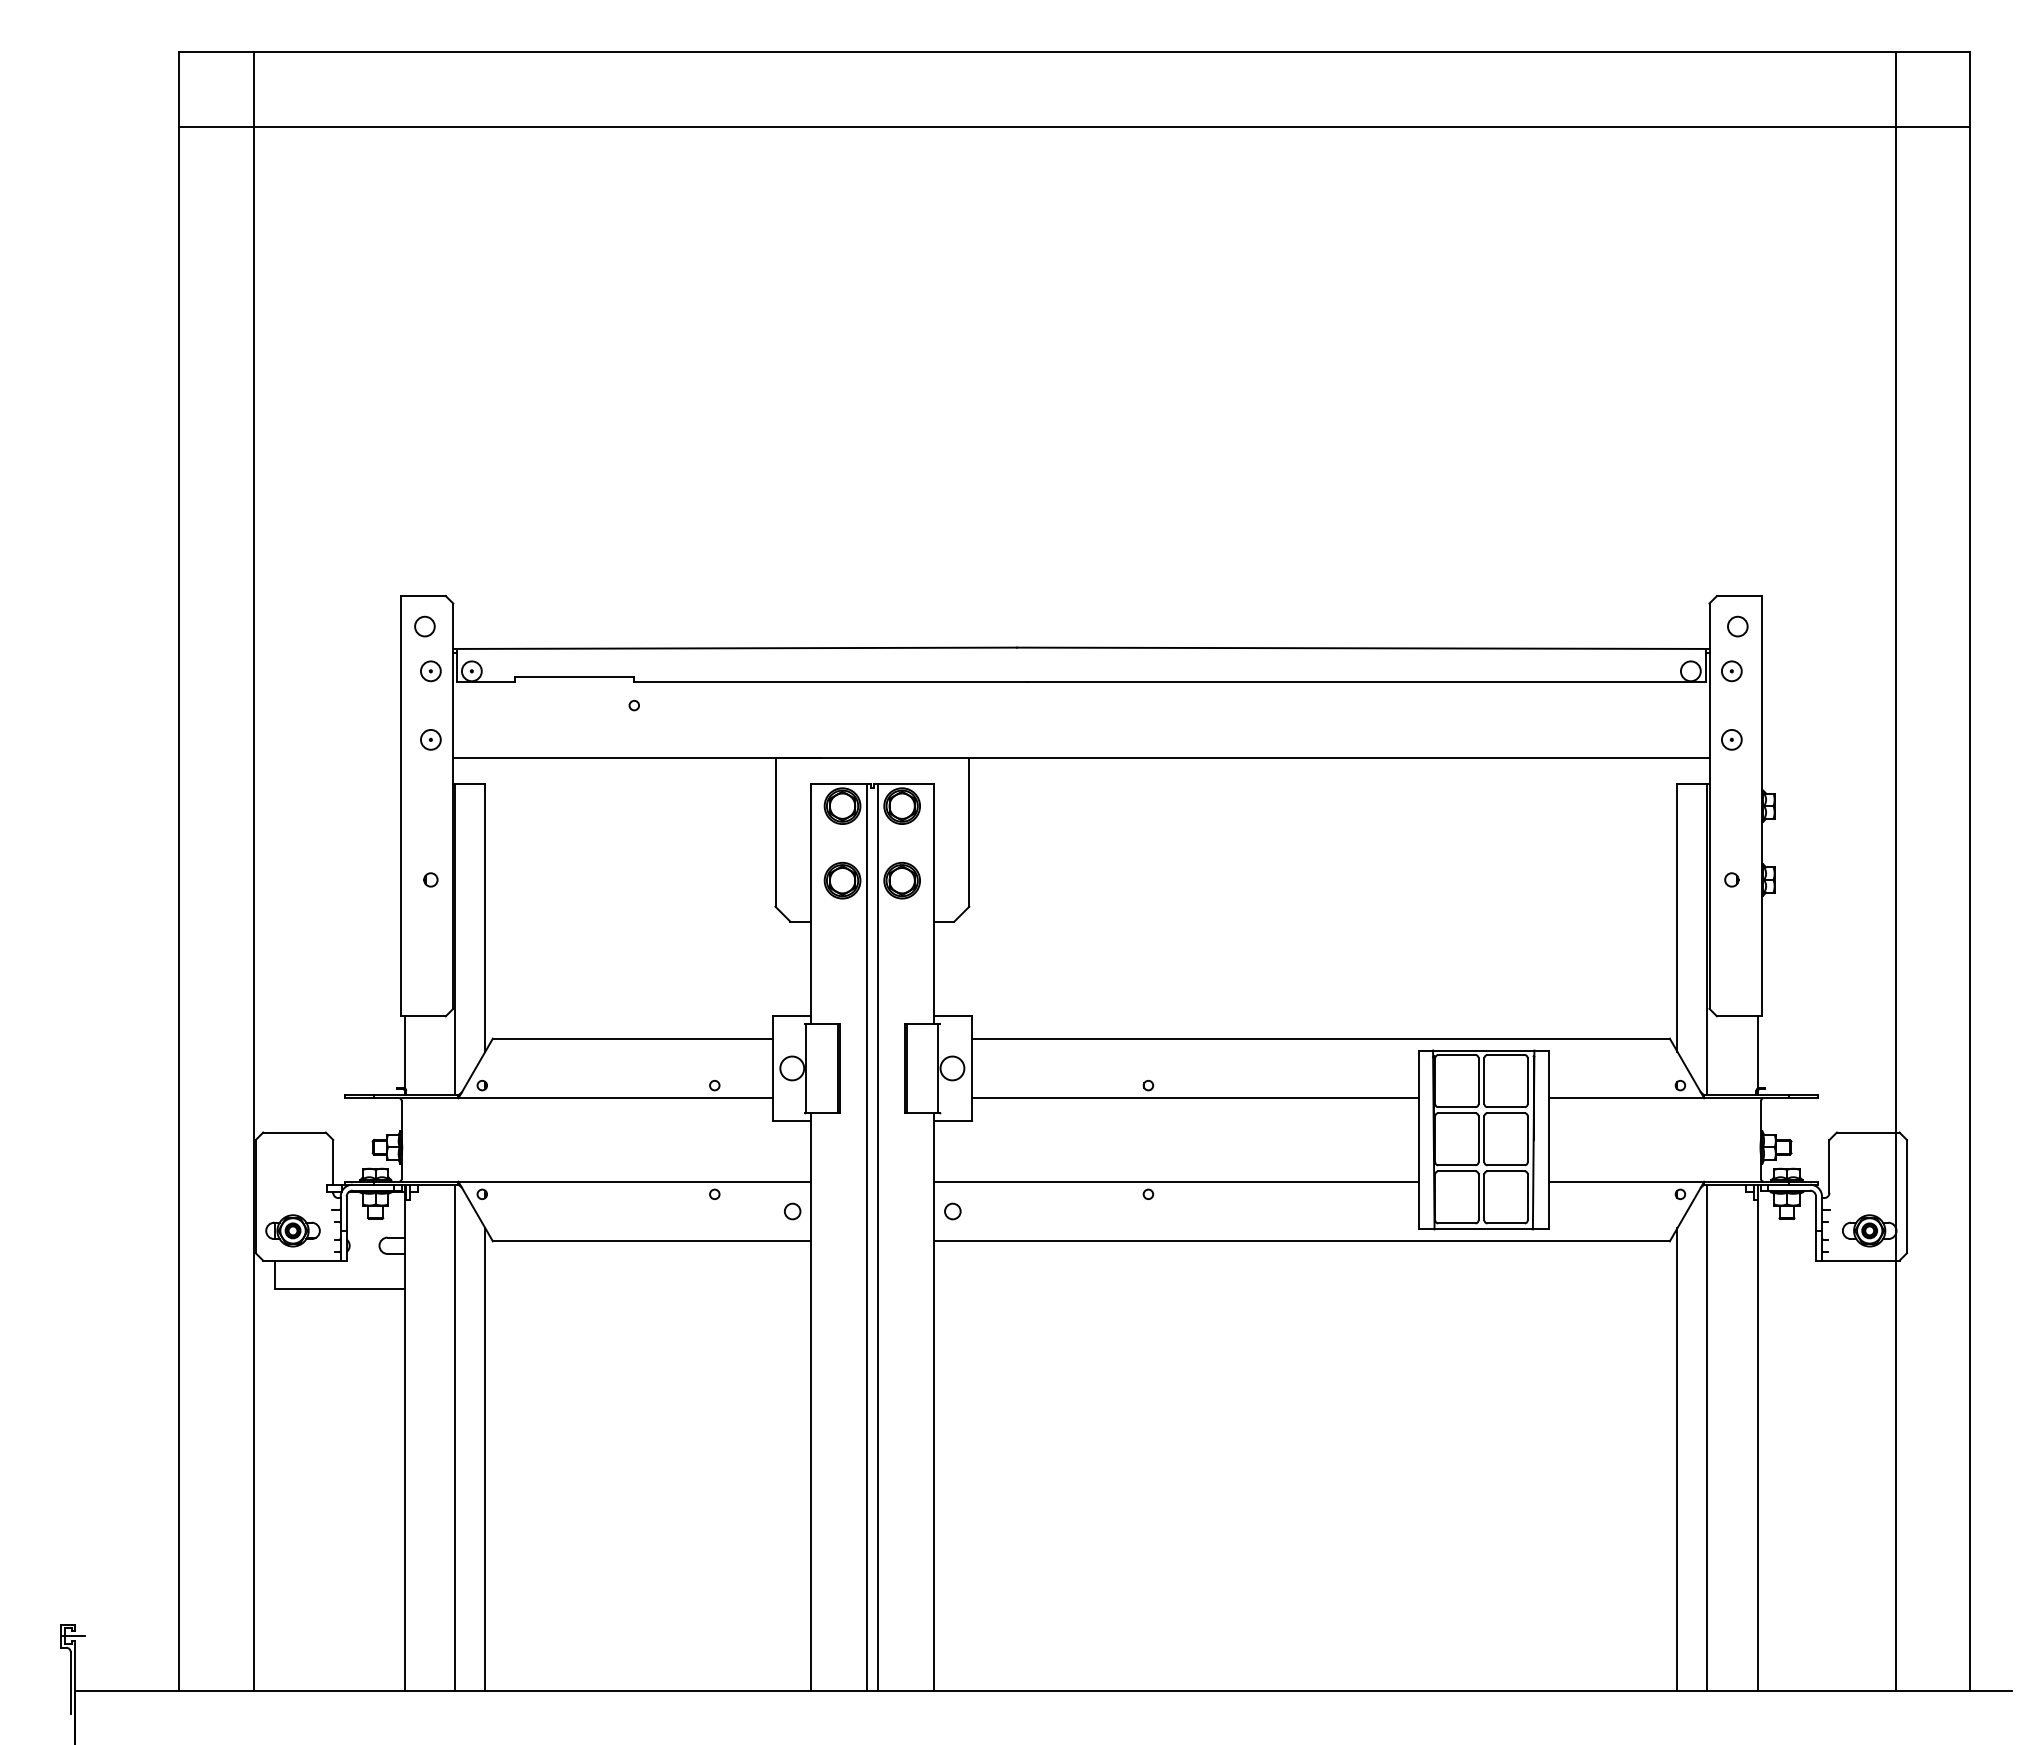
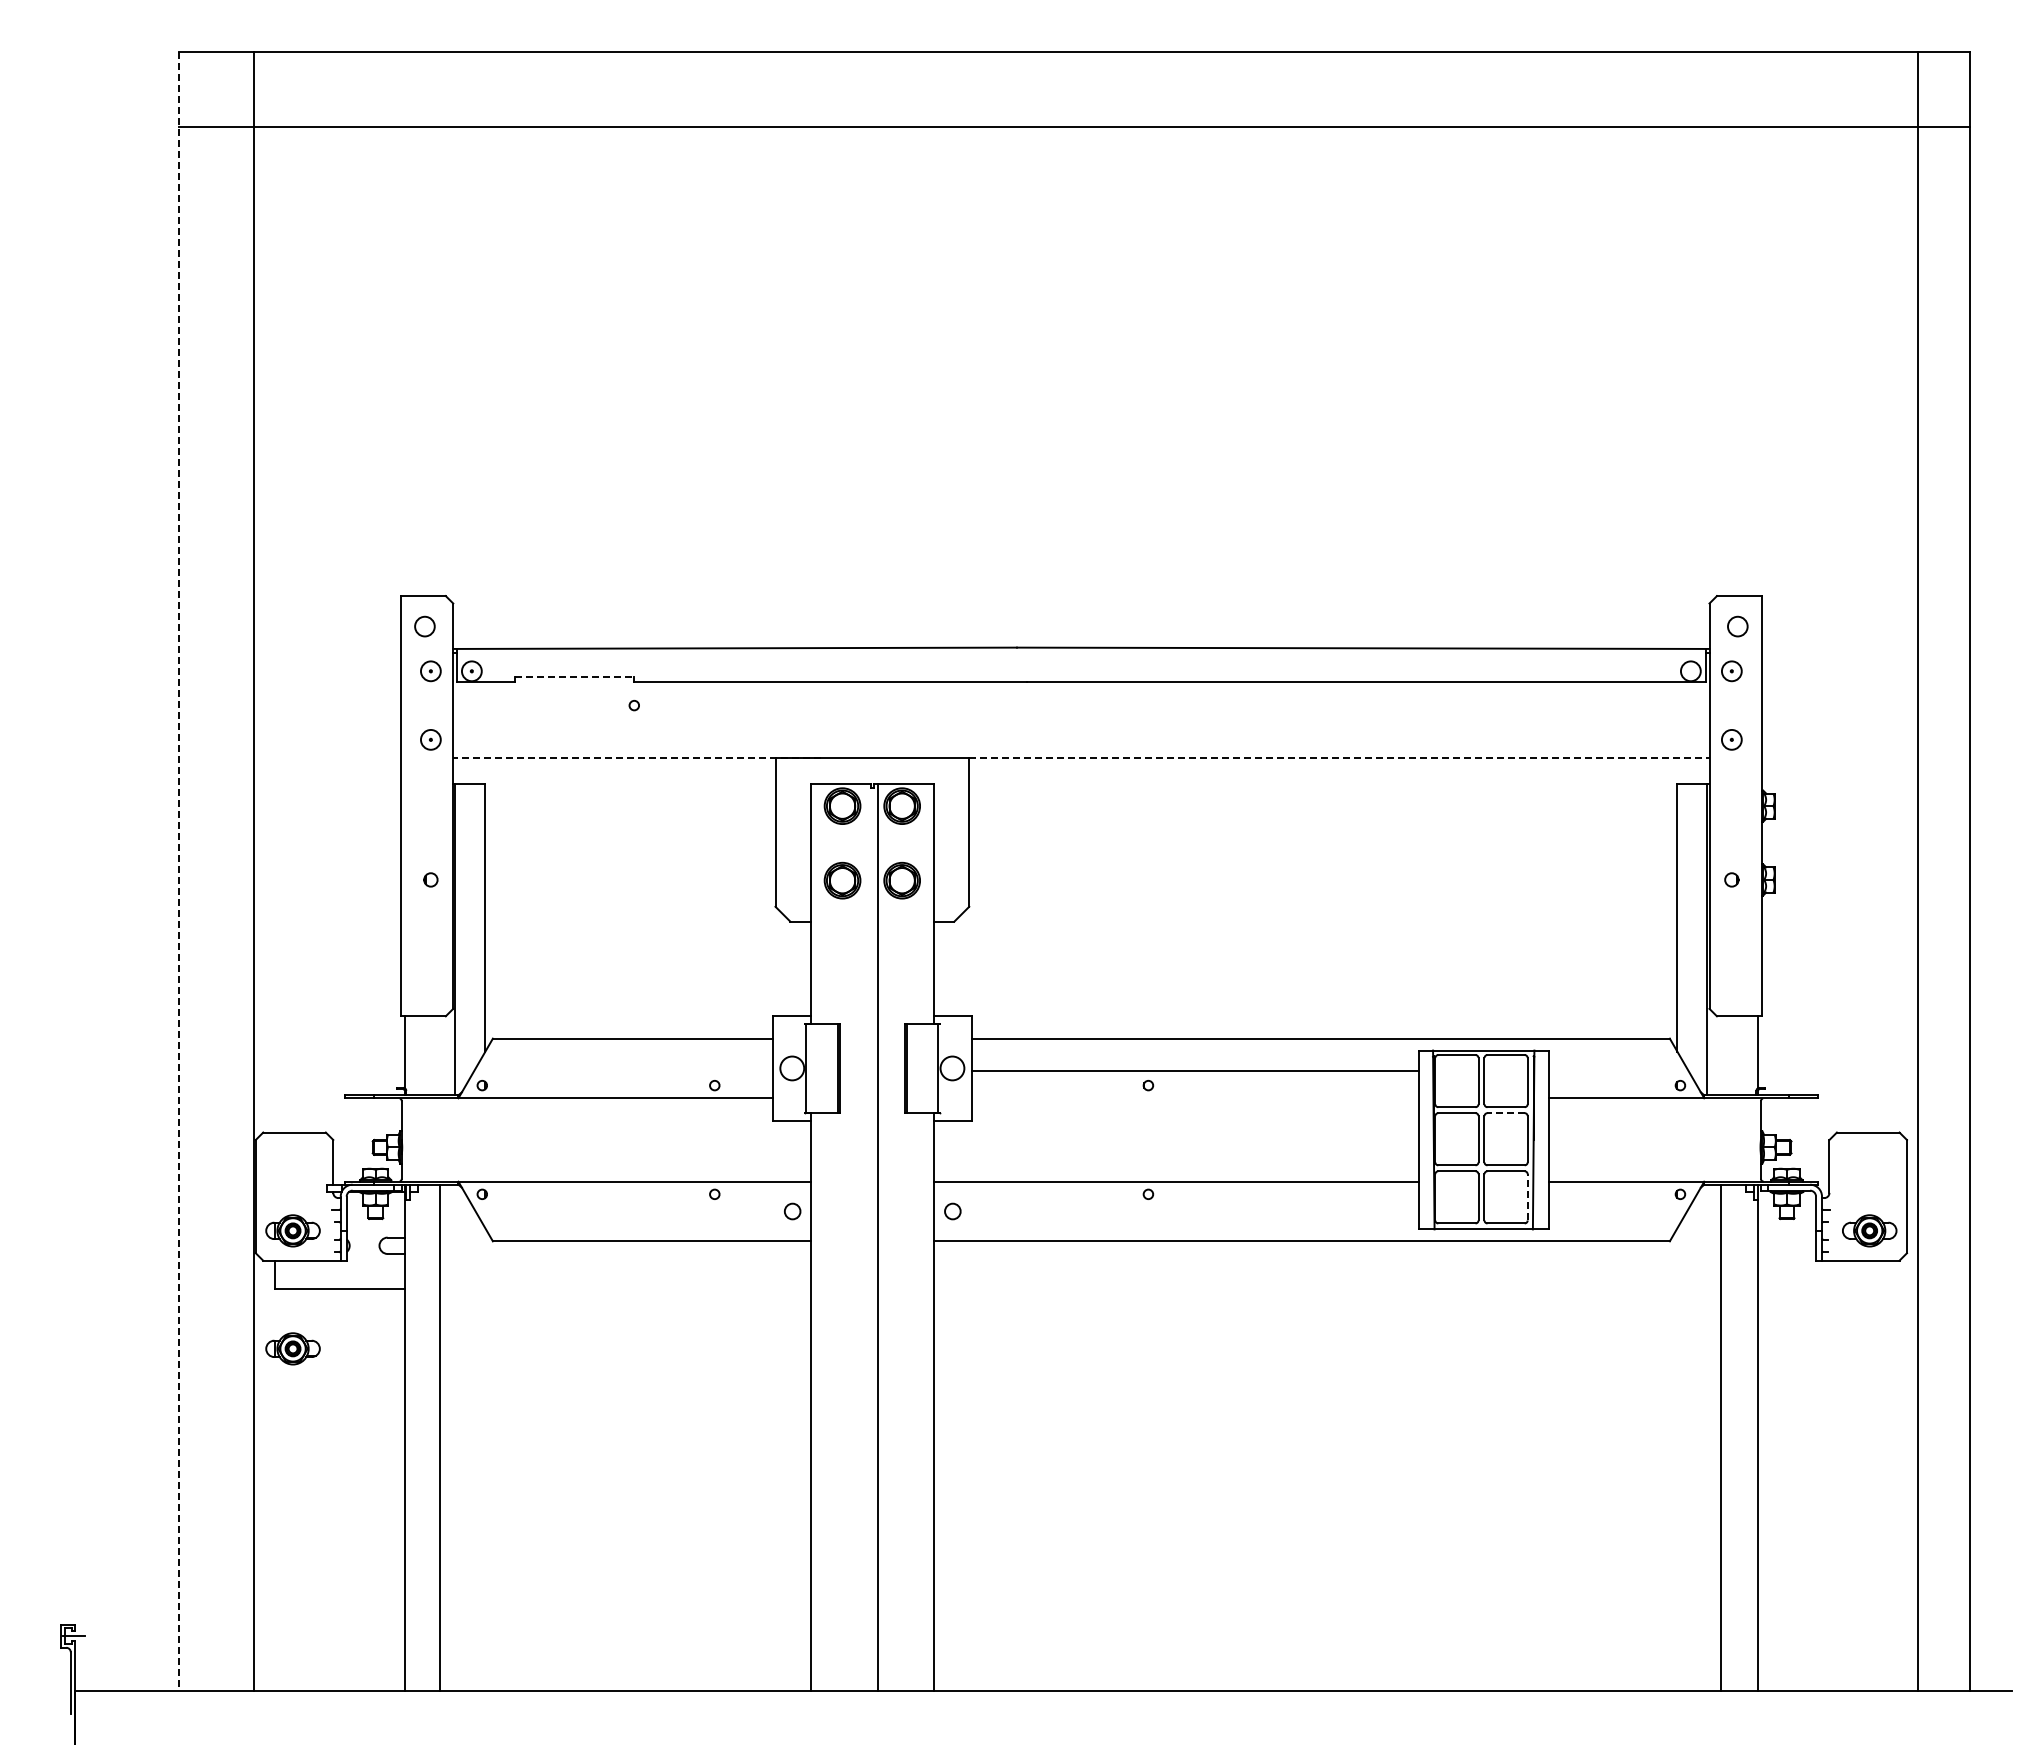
line: solid -> dashed (574, 677)
line: solid -> dashed (636, 757)
line: solid -> dashed (1339, 757)
line: solid -> dashed (179, 871)
line position: (1895, 871) -> (1917, 871) (1917, 871)
line position: (1194, 1098) -> (1194, 1071) (1194, 1071)
line: solid -> dashed (1506, 1113)
line: solid -> dashed (1527, 1196)
line: present -> none (866, 1237)
part: none -> present (292, 1348)
line position: (455, 1437) -> (440, 1437) (440, 1437)
line position: (1707, 1437) -> (1721, 1437) (1721, 1437)
line: present -> none (485, 1459)
line: present -> none (1677, 1459)
